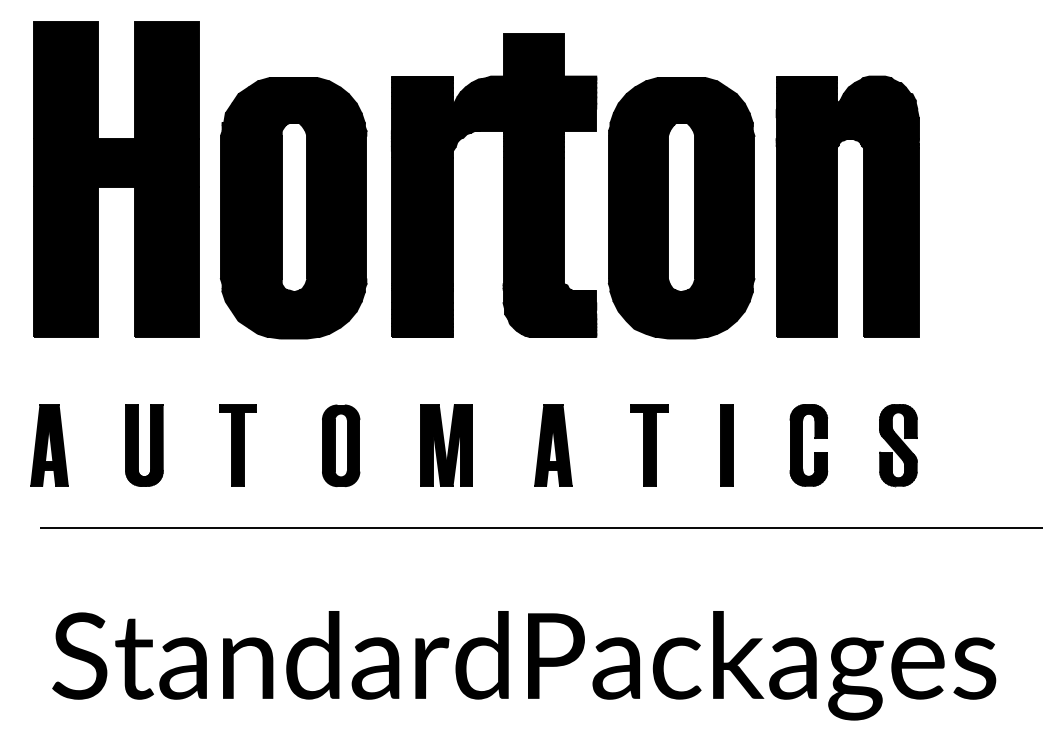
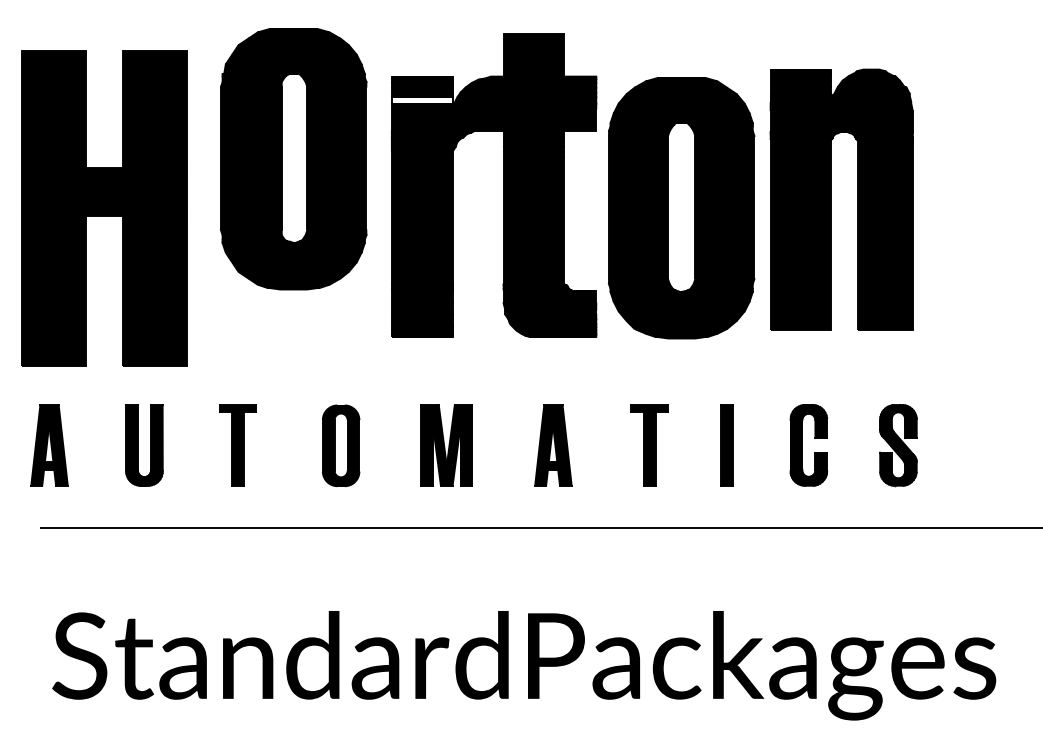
fill: present -> none (421, 100)
part position: (116, 179) -> (104, 208) (104, 208)
part position: (837, 206) -> (831, 199) (831, 199)
part position: (293, 208) -> (293, 159) (293, 159)
